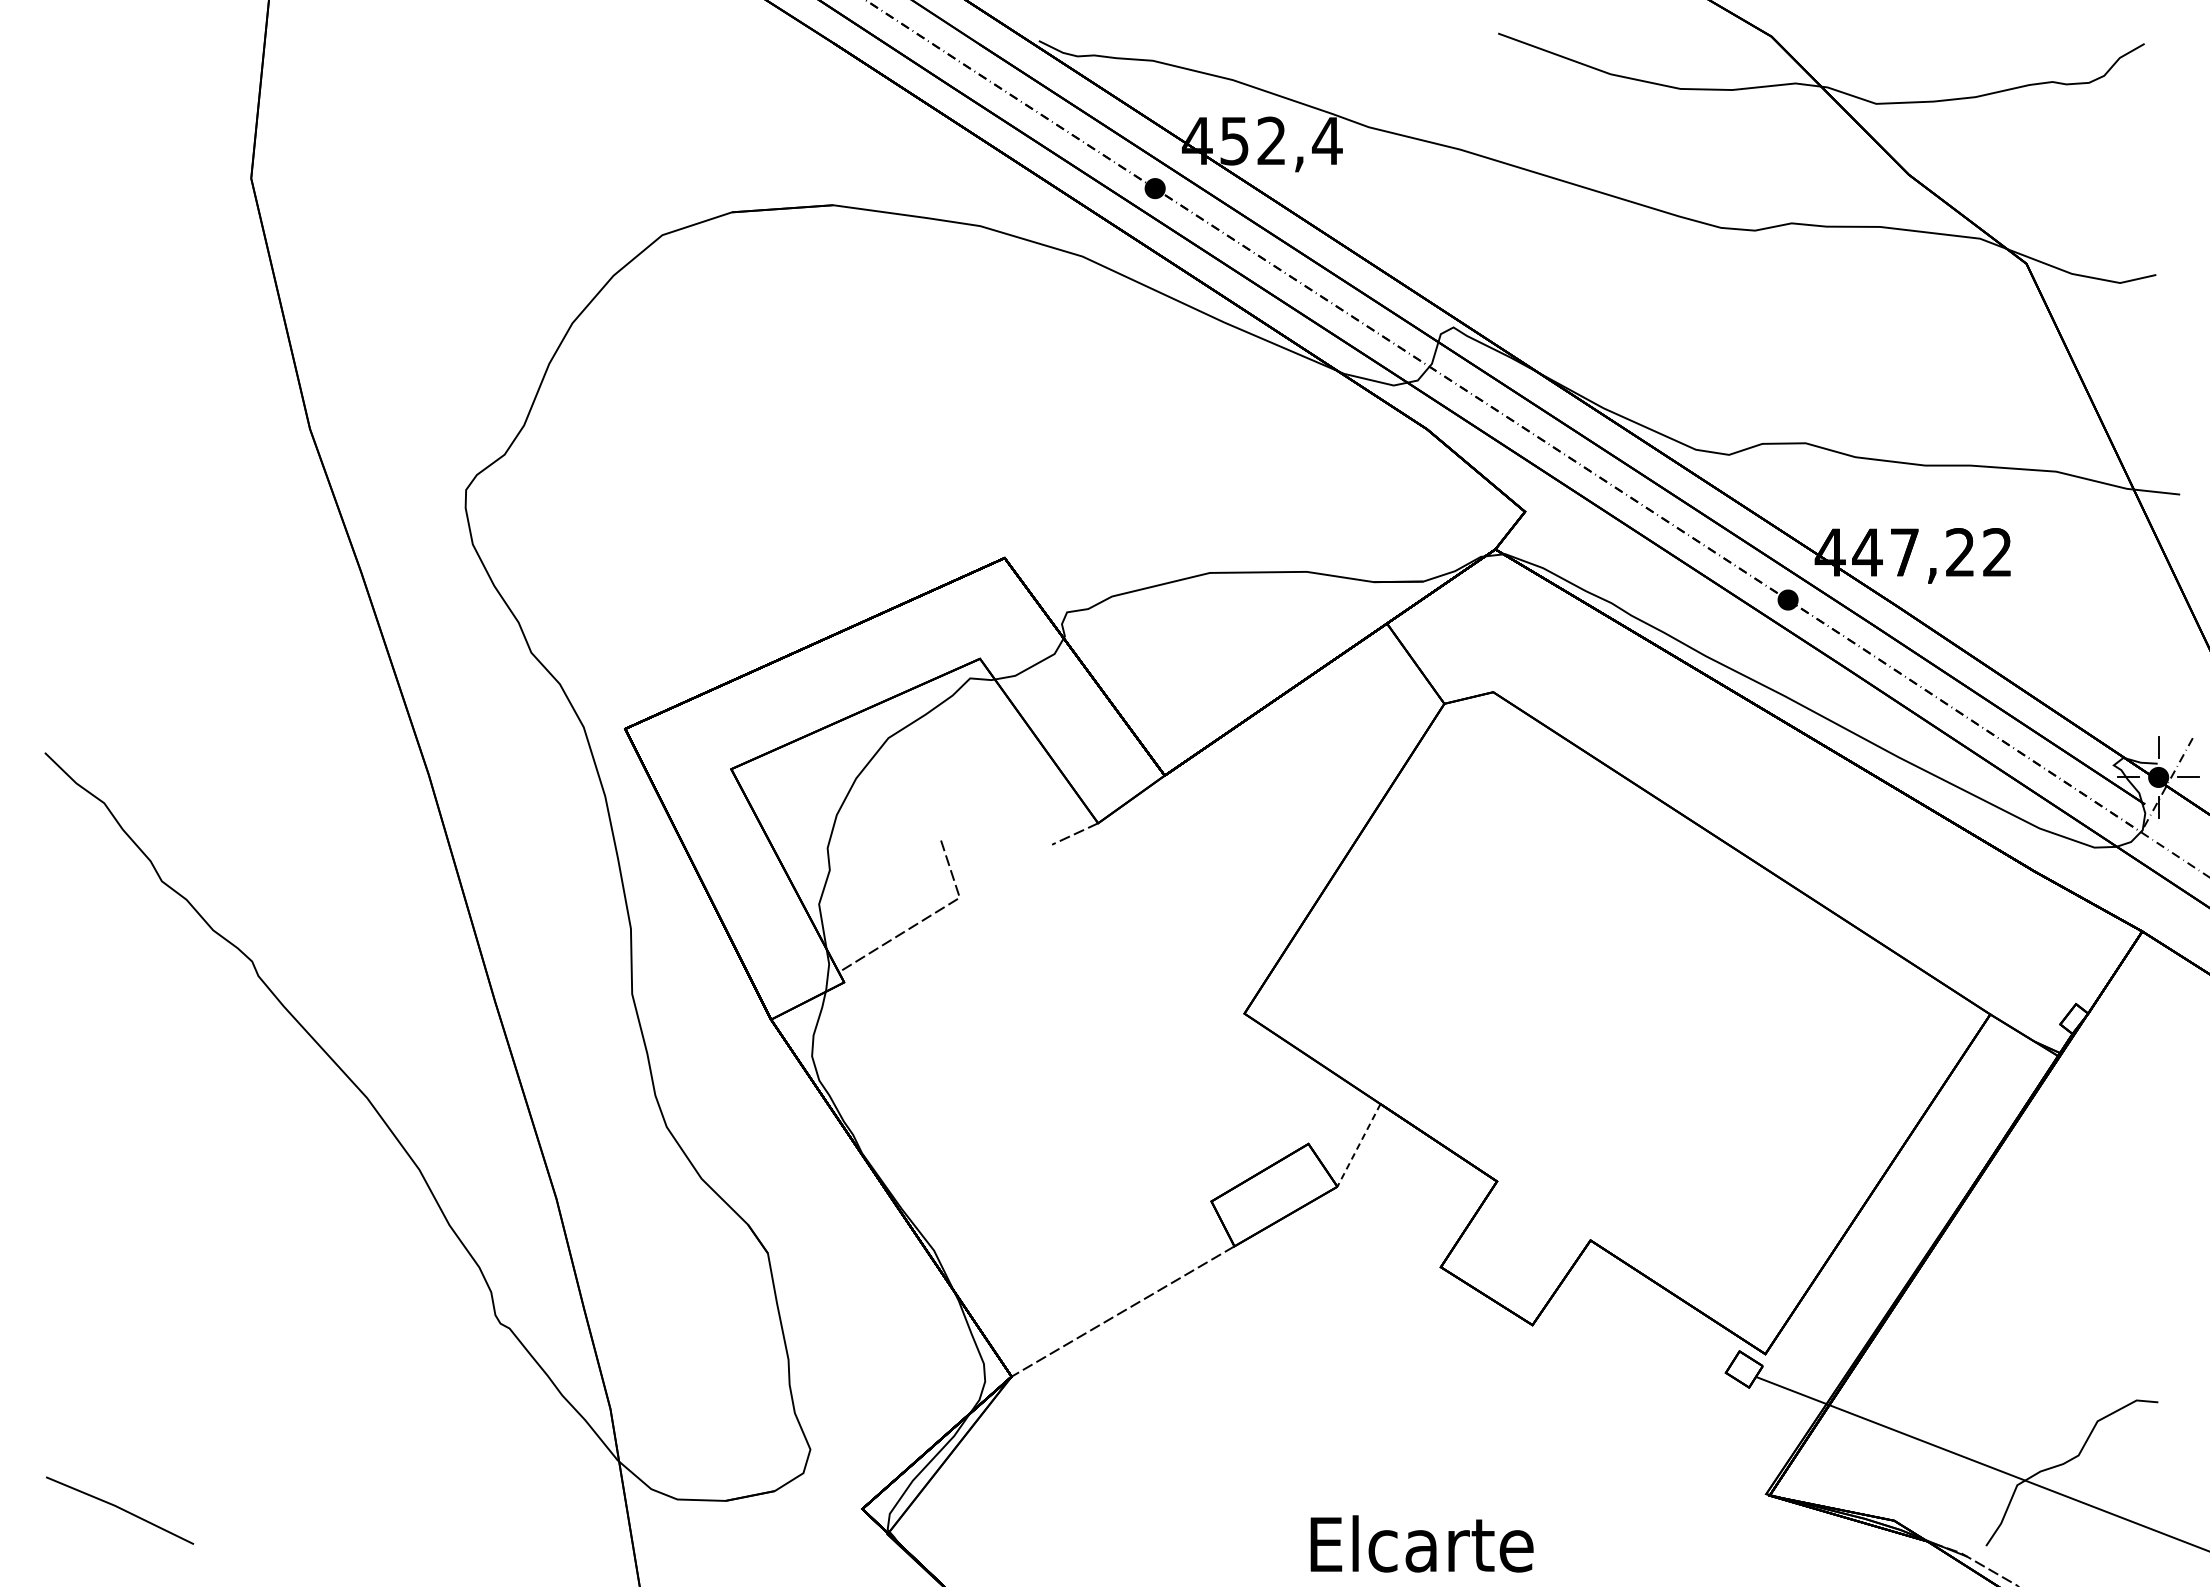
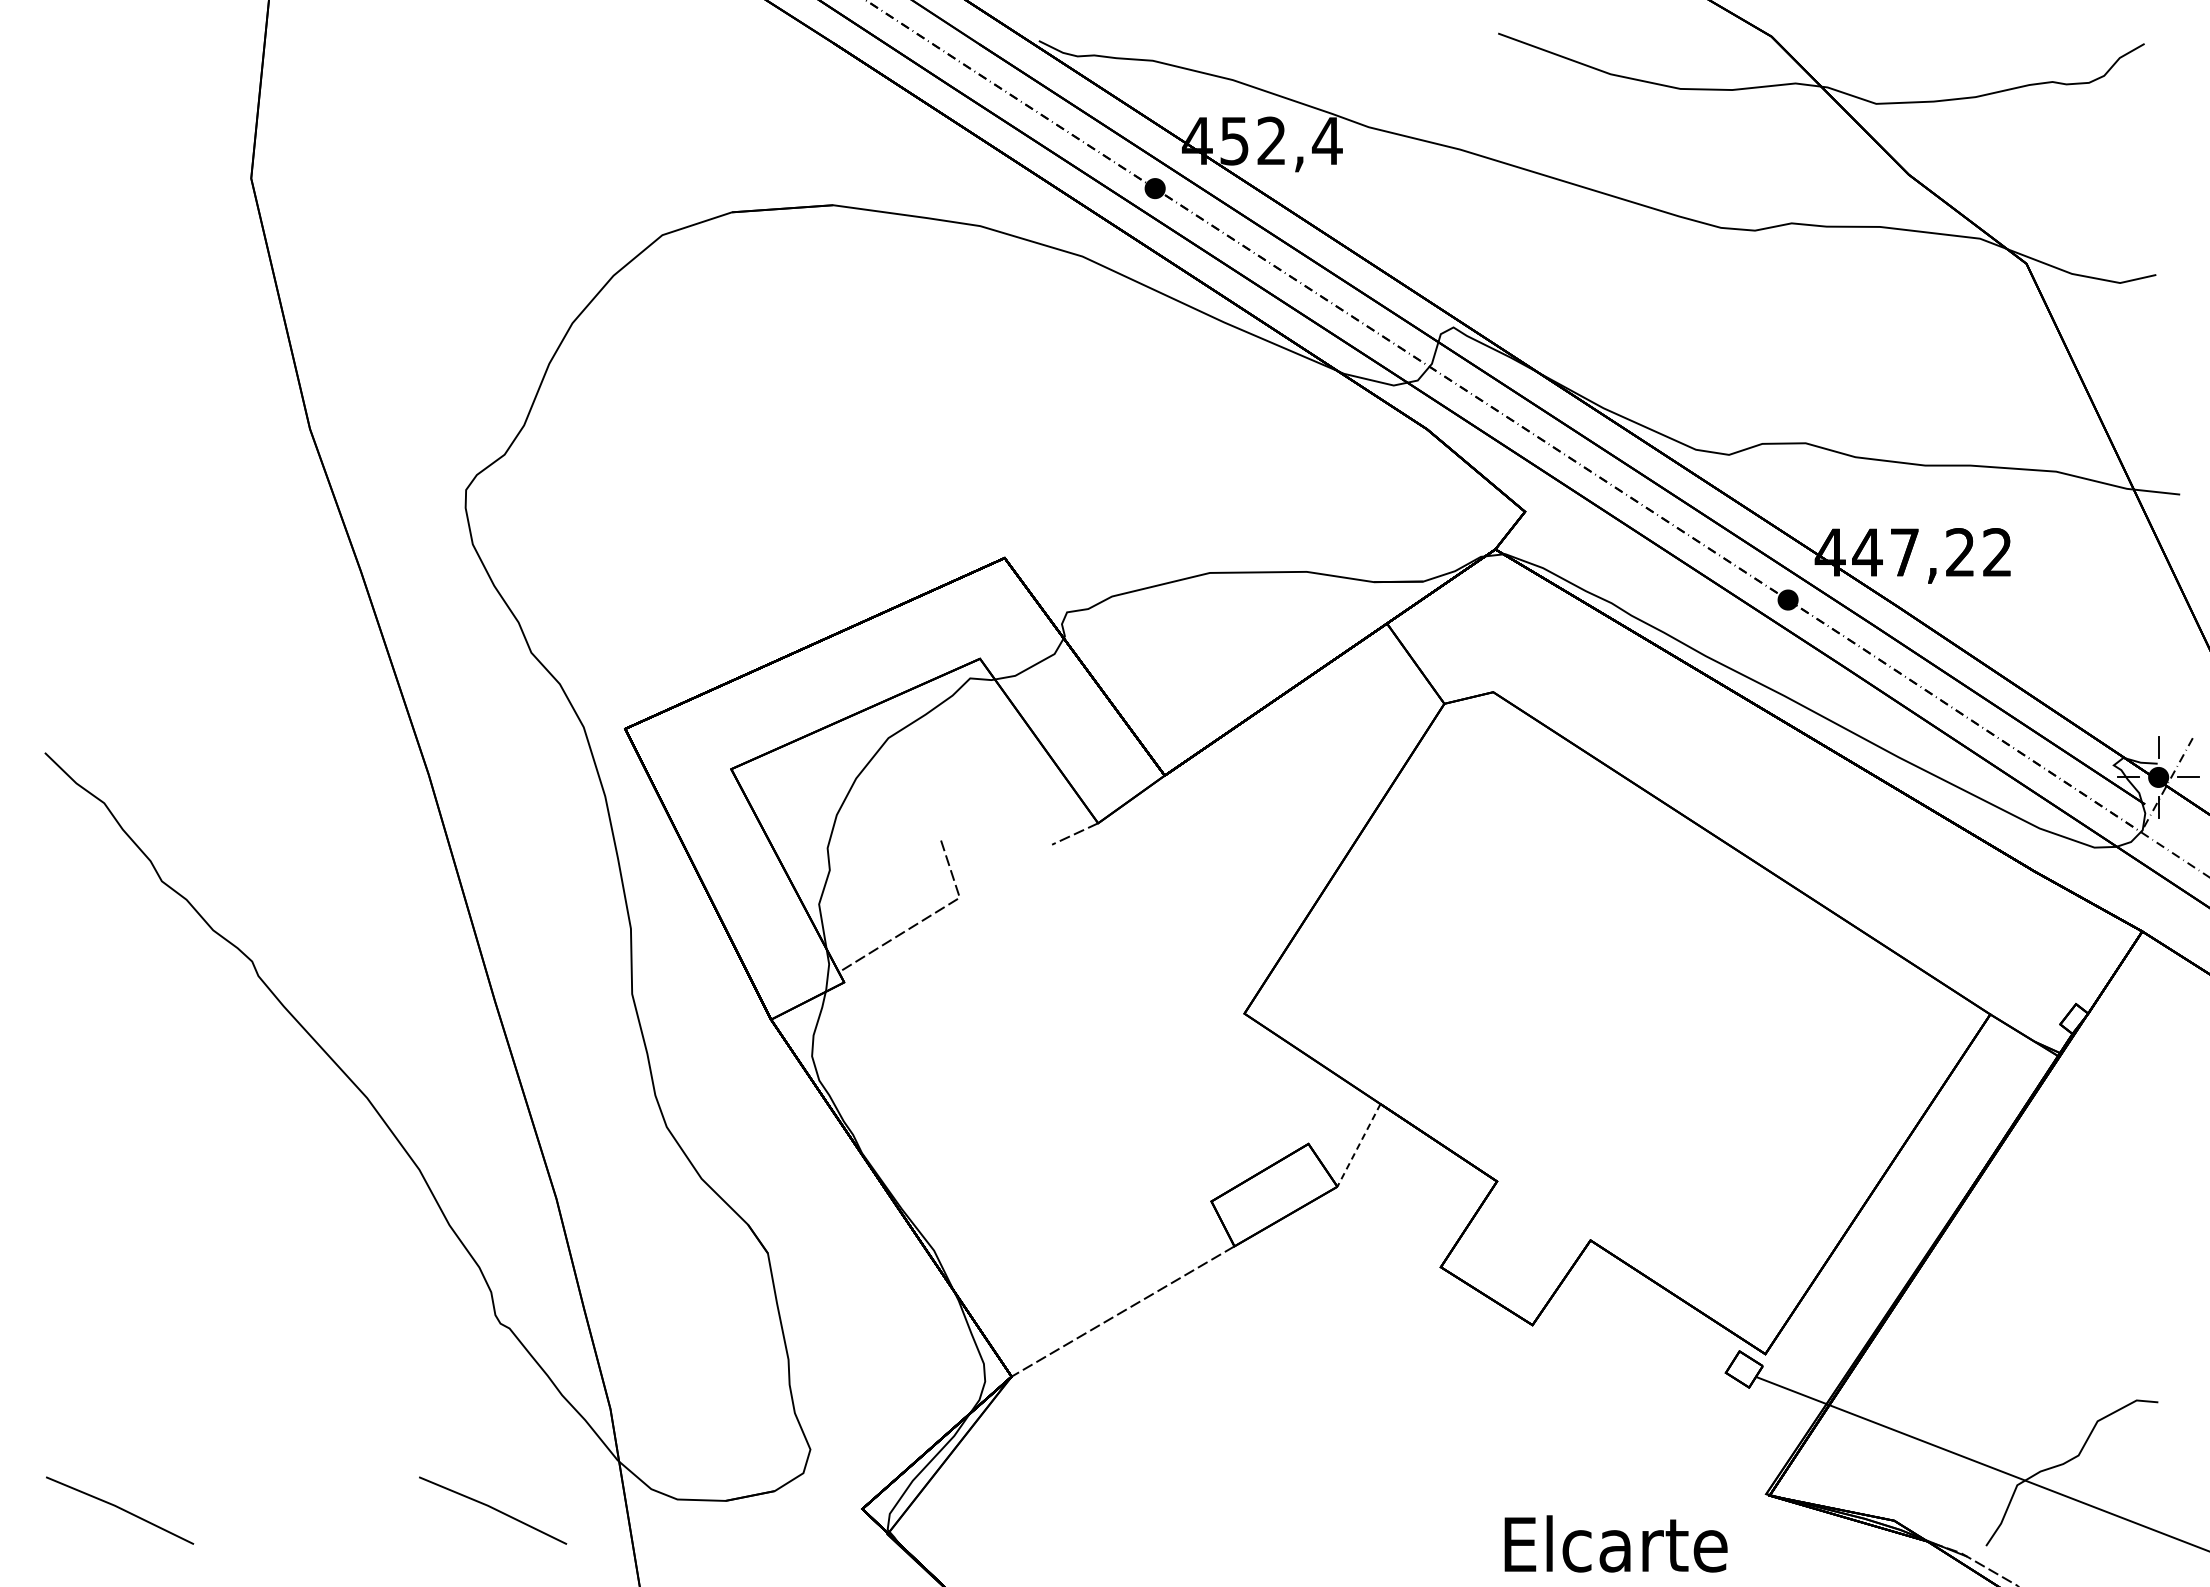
line: none -> present (493, 1509)
text position: (1421, 1543) -> (1615, 1543) (1615, 1543)
